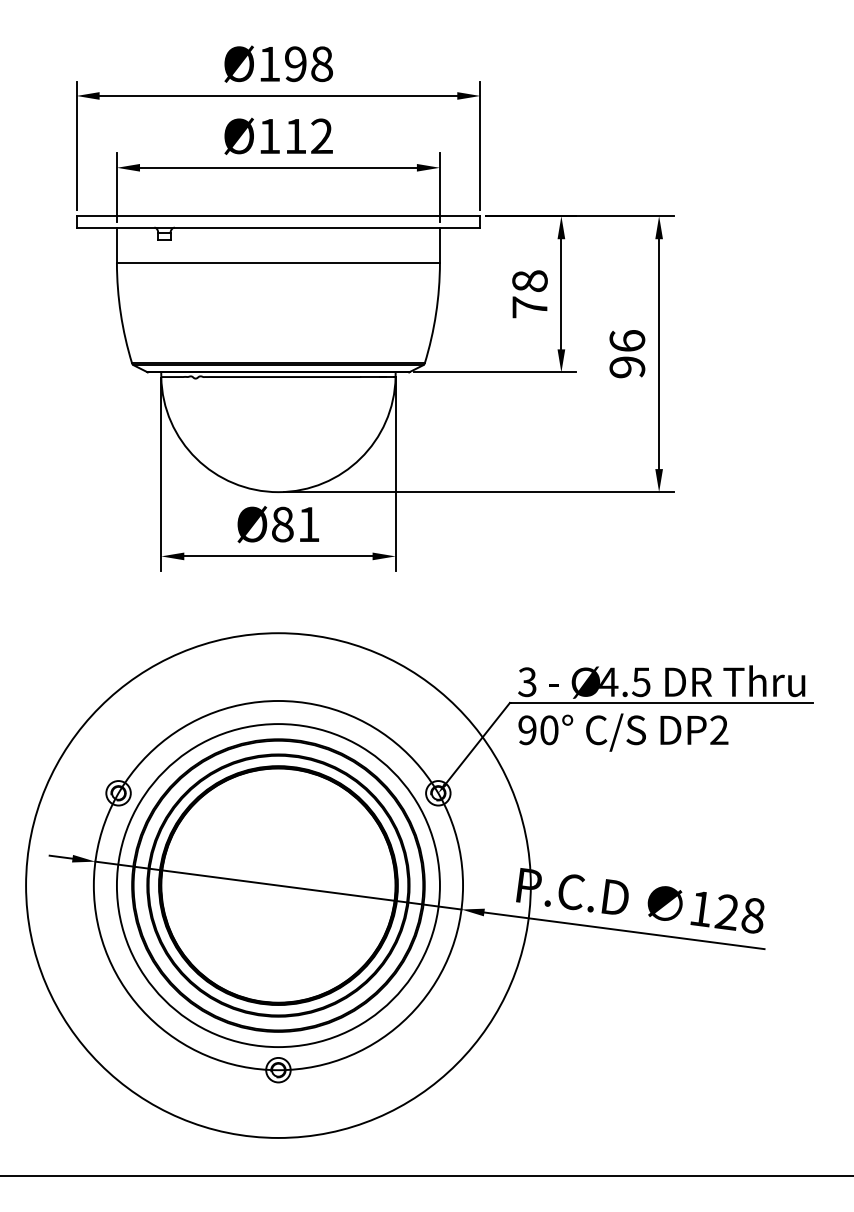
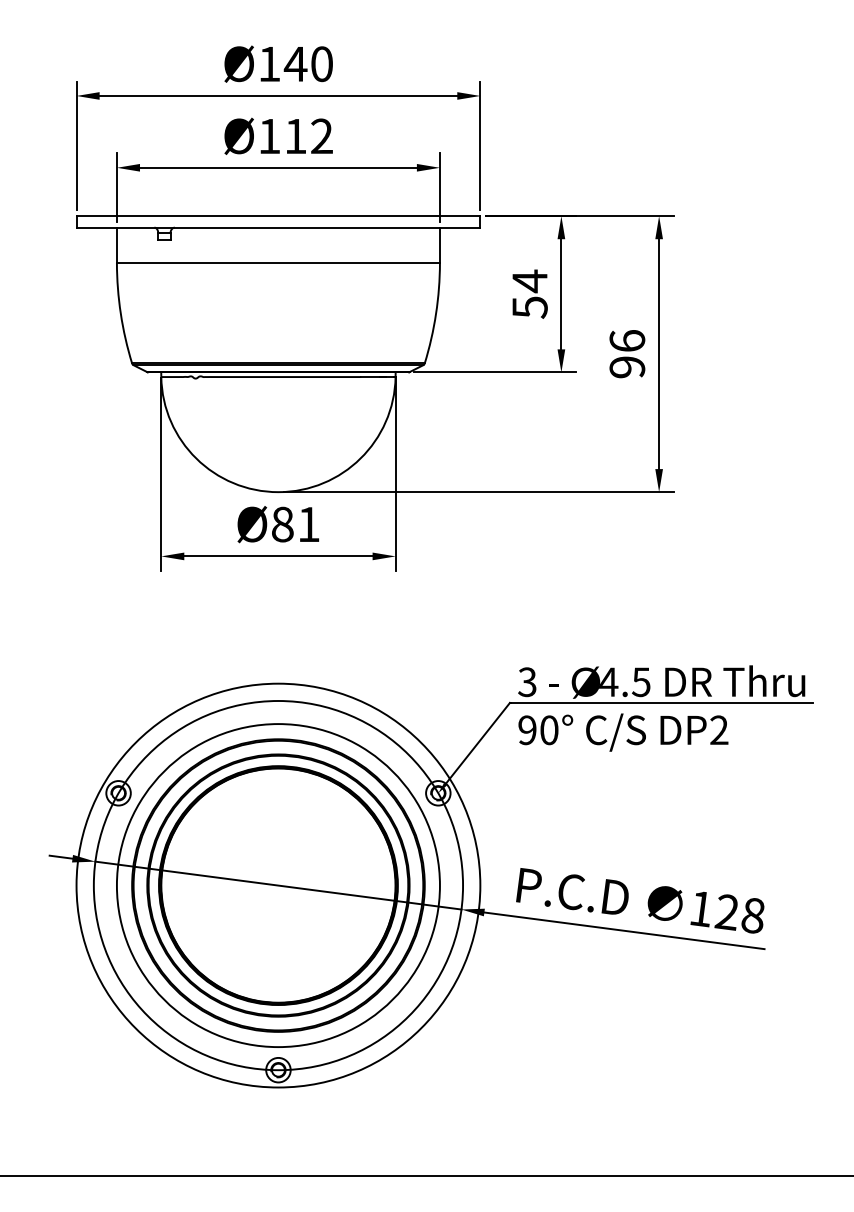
text: 198 -> 140 (308, 64)
text: 78 -> 54 (529, 293)
circle diameter: 505 px -> 404 px (278, 885)
